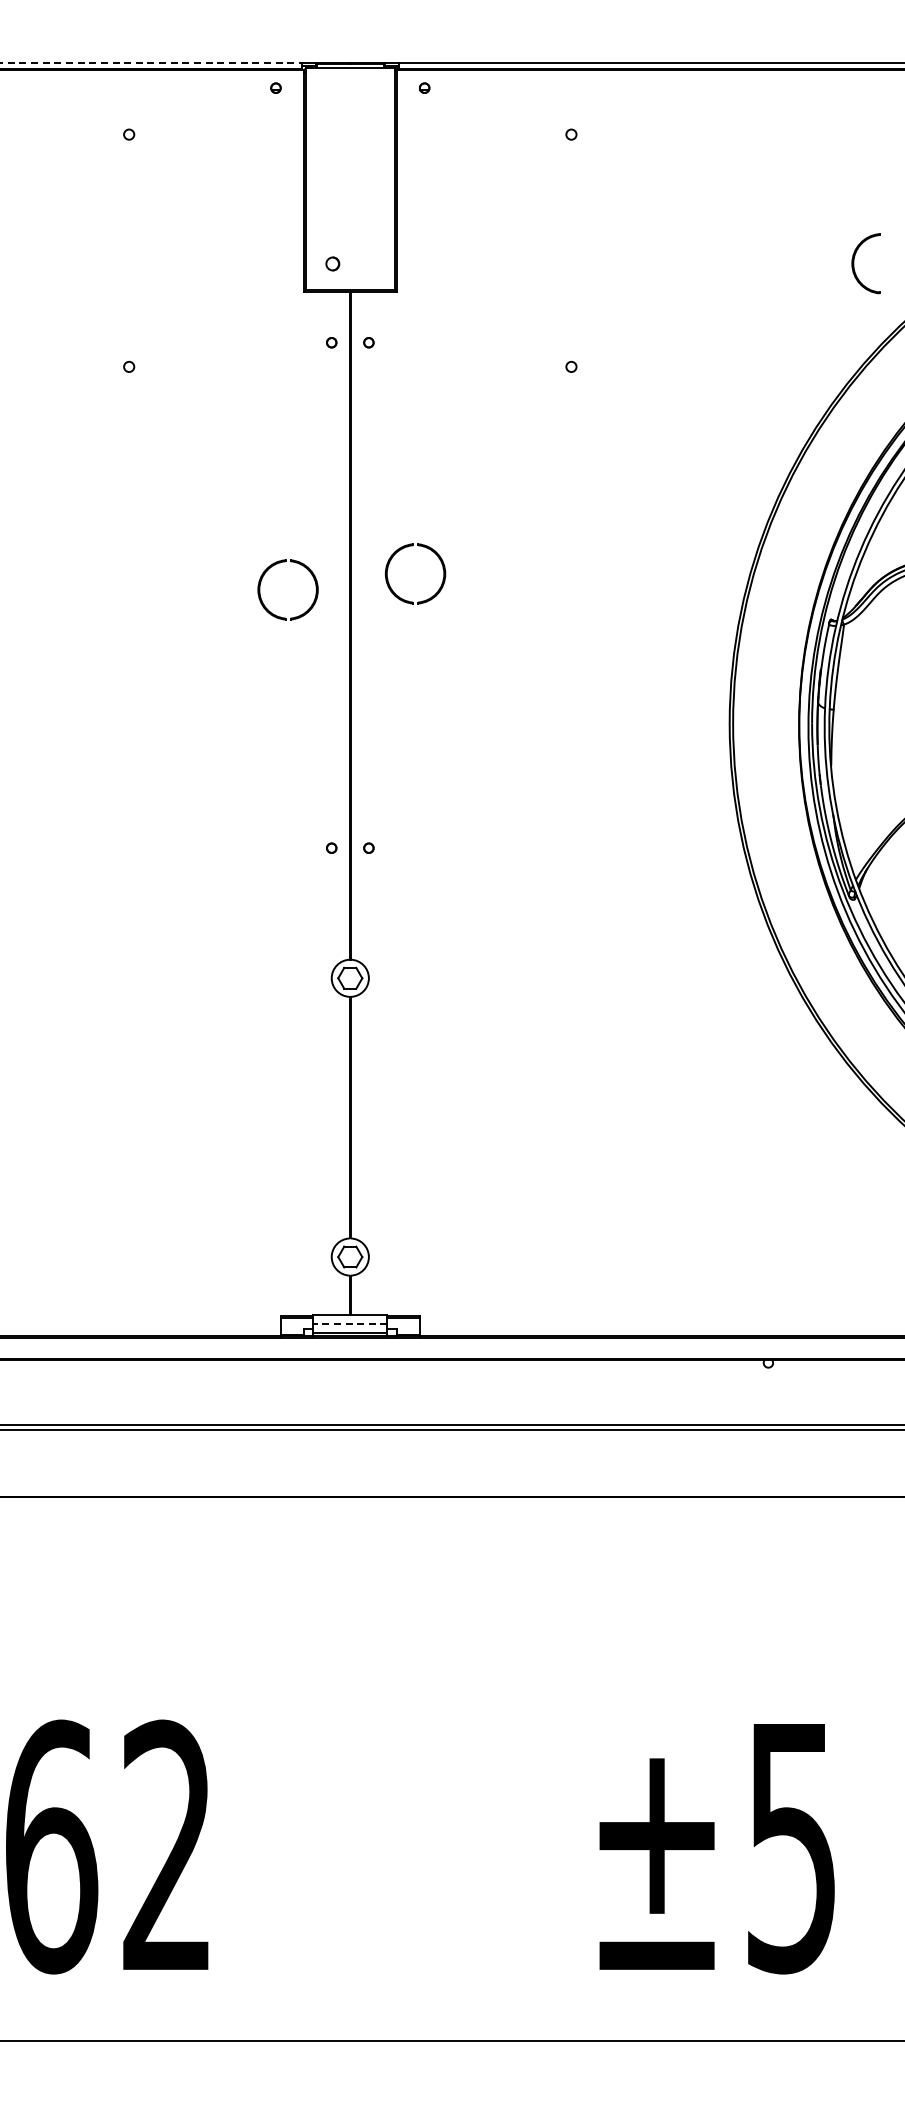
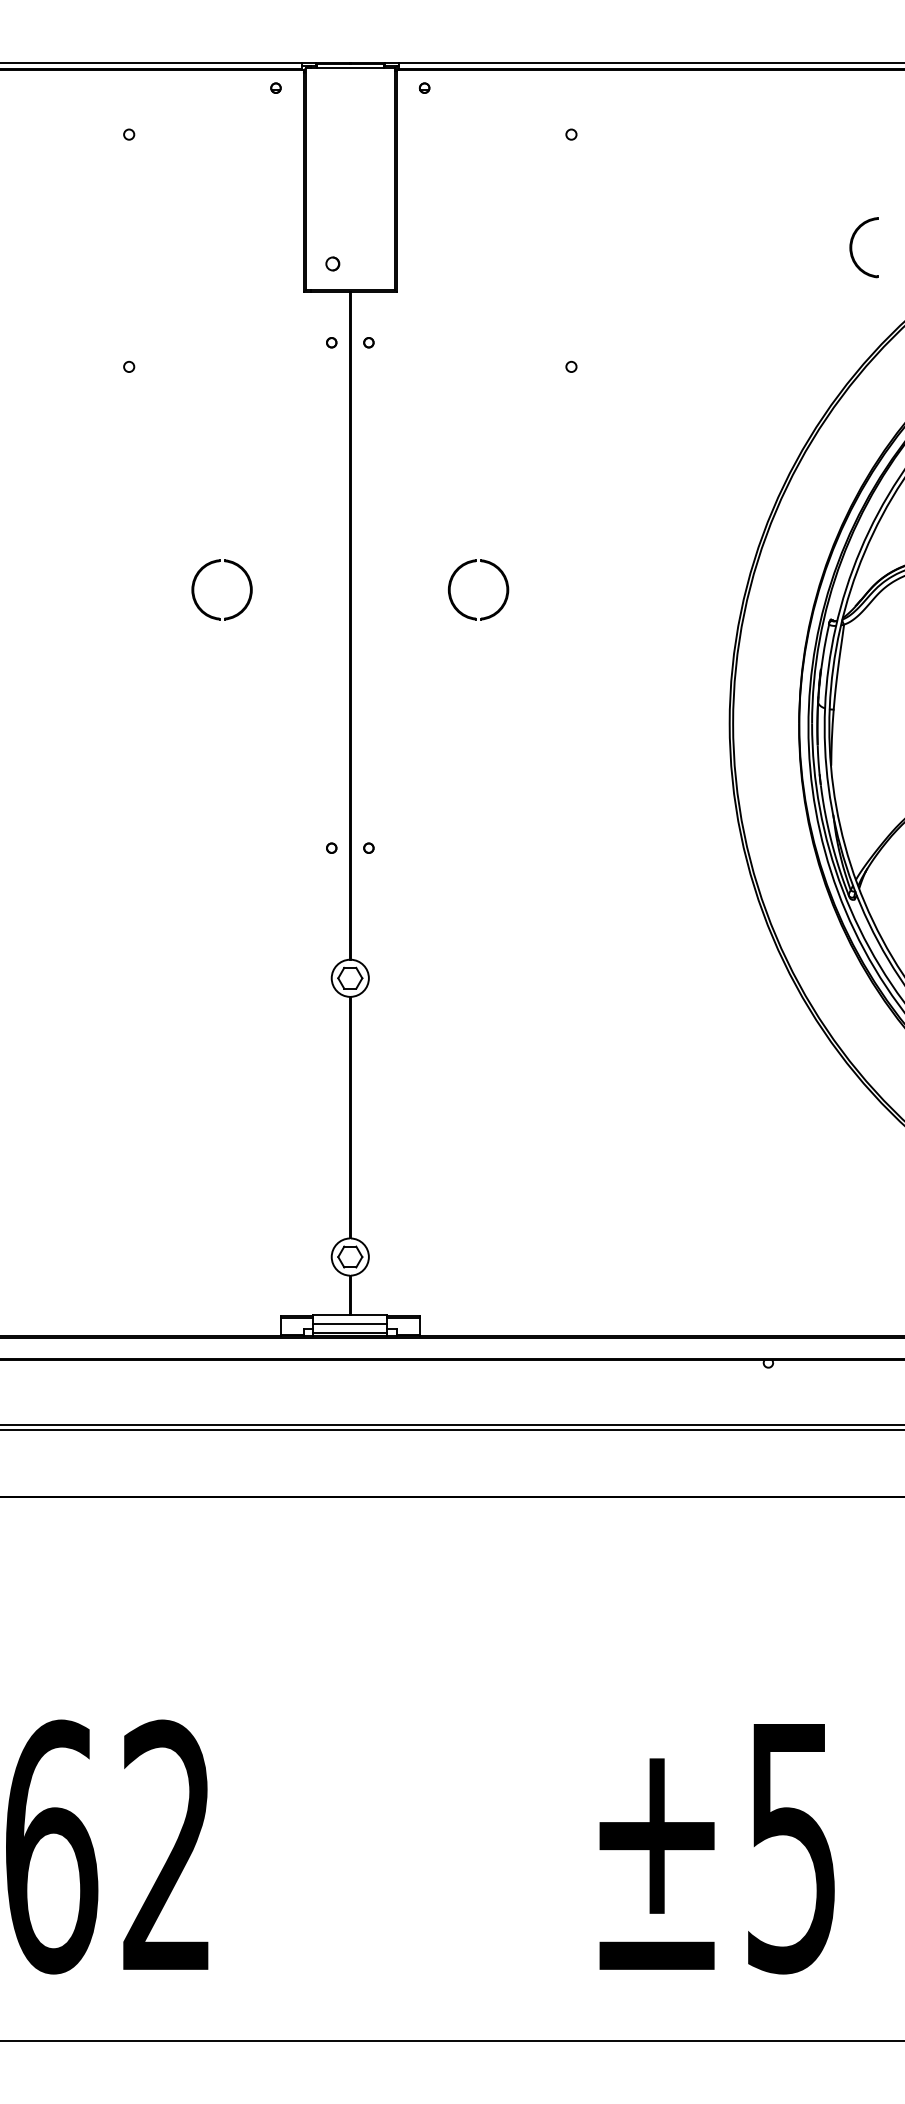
line: dashed -> solid (151, 63)
part position: (854, 263) -> (852, 247) (852, 247)
part position: (412, 546) -> (475, 562) (475, 562)
part position: (275, 565) -> (209, 565) (209, 565)
line: dashed -> solid (349, 1323)
